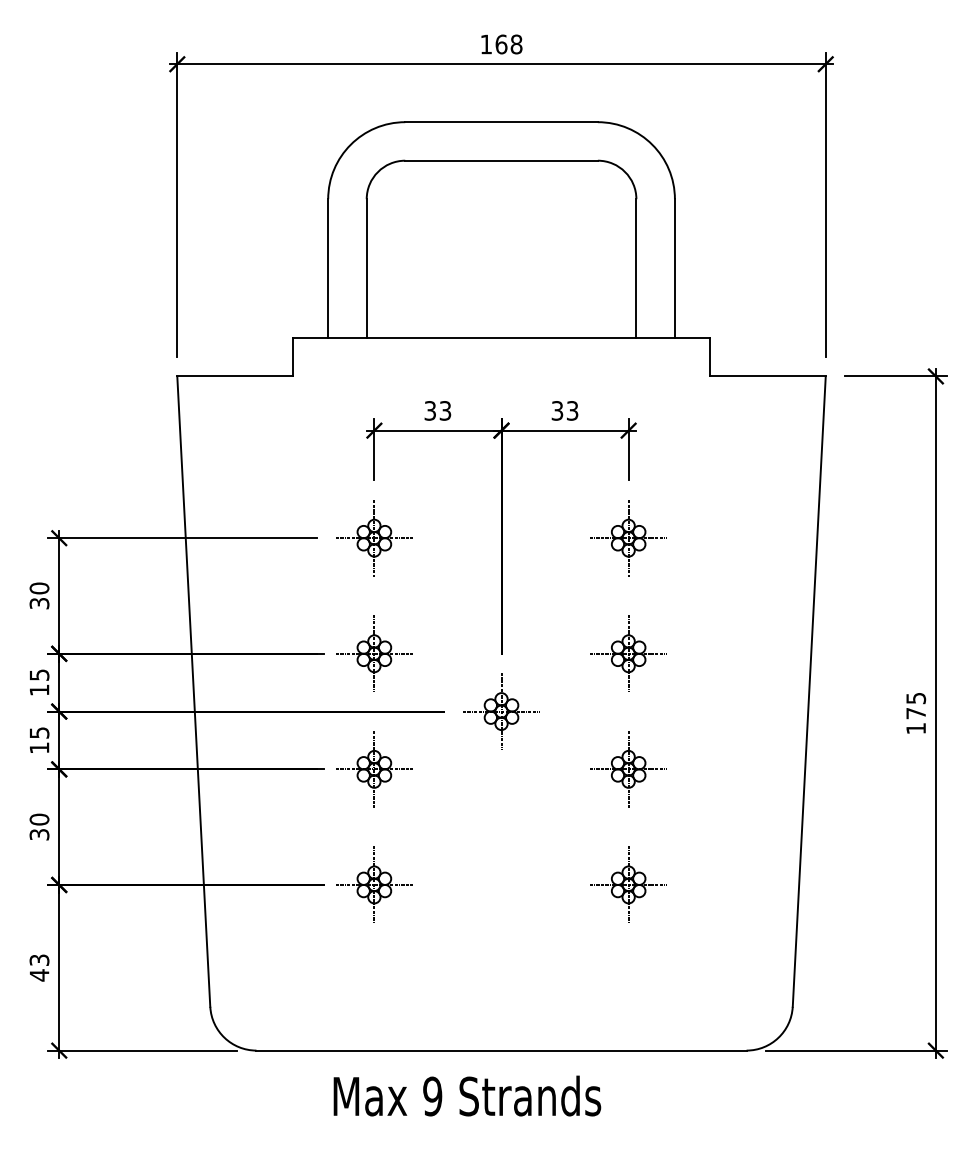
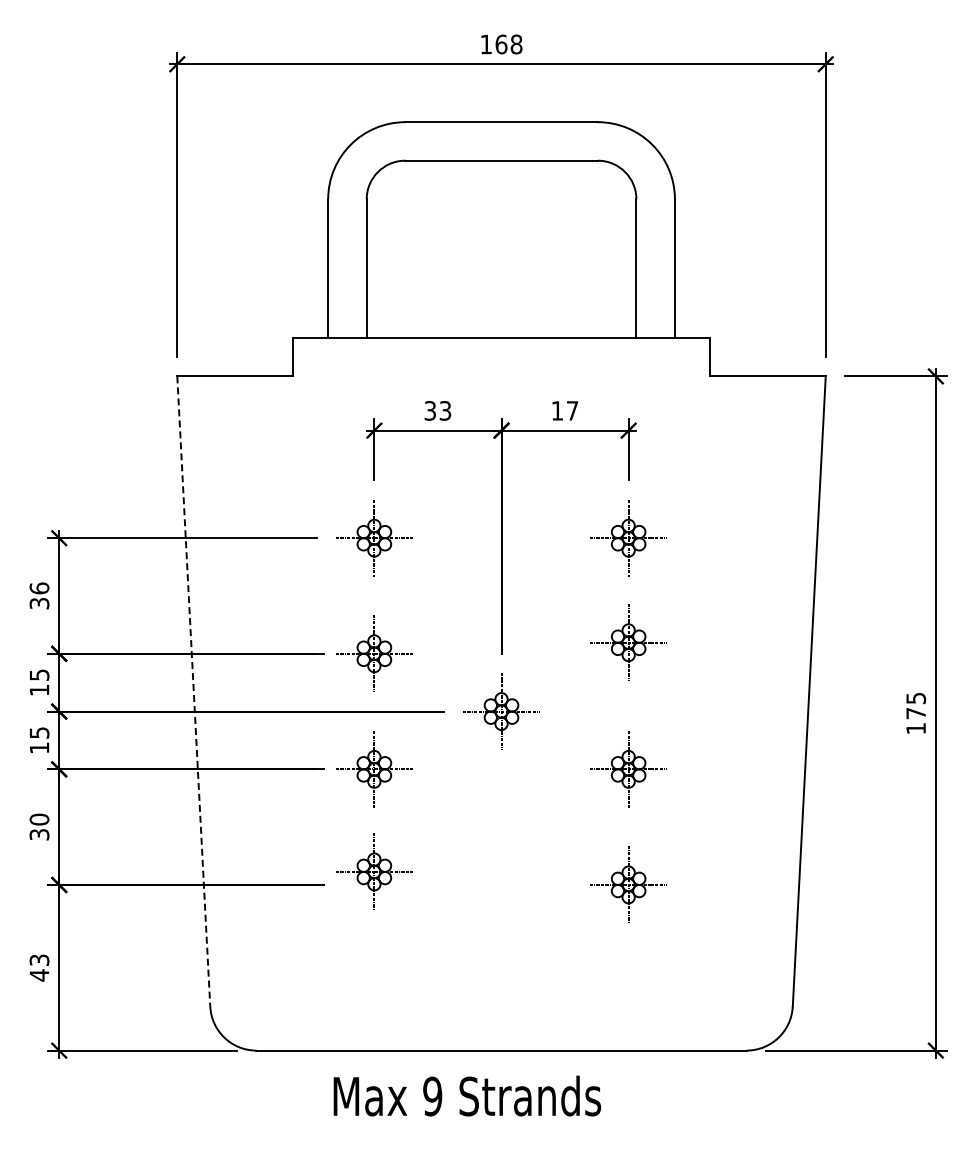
text: 33 -> 17 (564, 410)
text: 30 -> 36 (39, 588)
part position: (628, 653) -> (628, 642) (628, 642)
line: solid -> dashed (193, 691)
part position: (374, 884) -> (374, 871) (374, 871)
